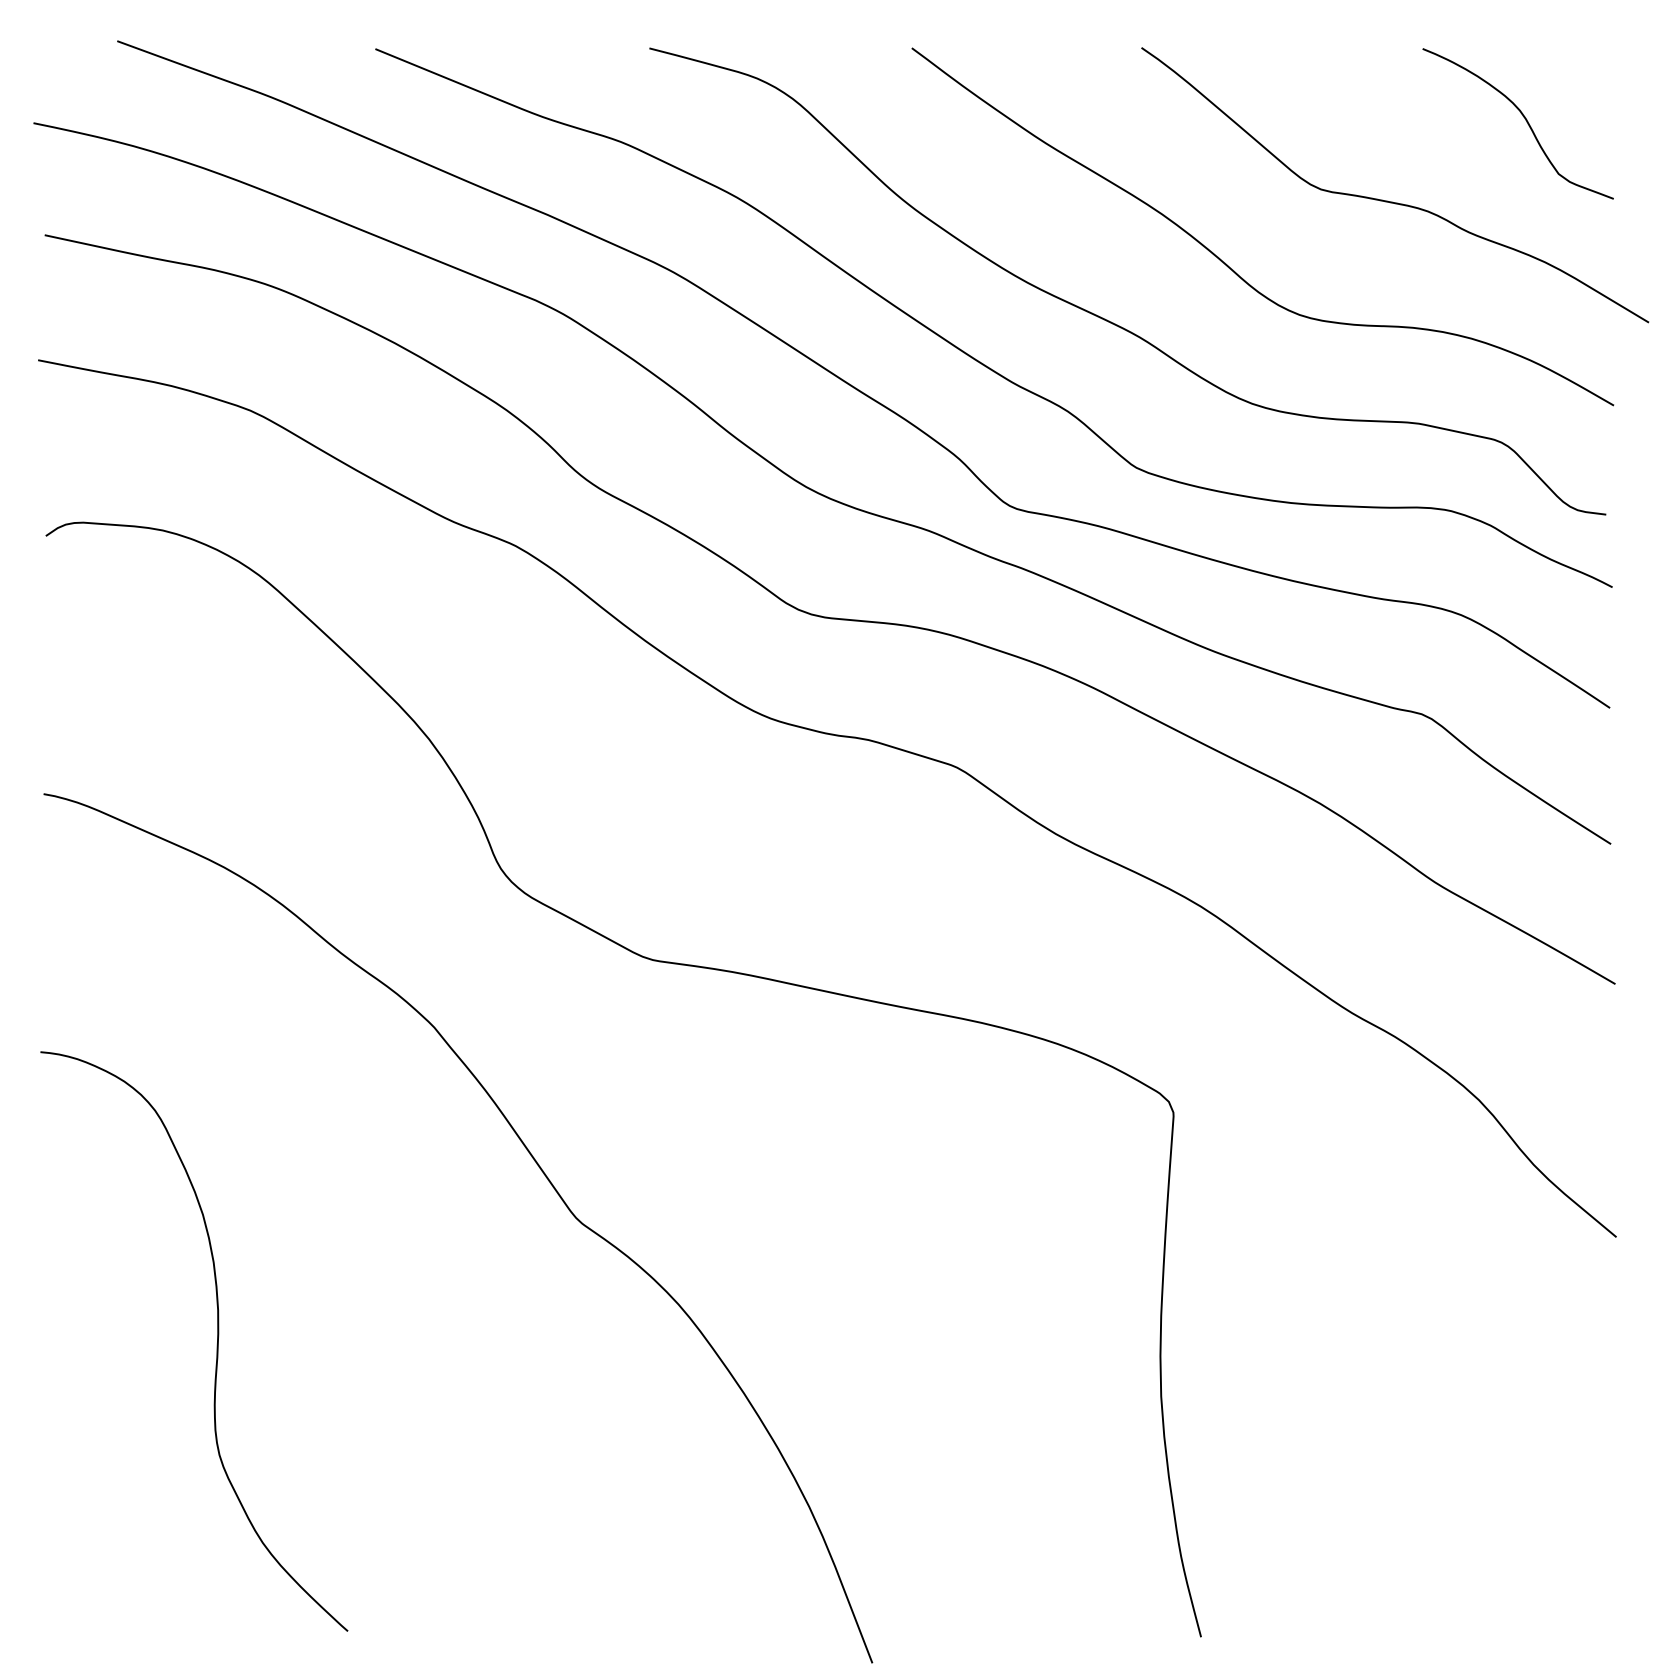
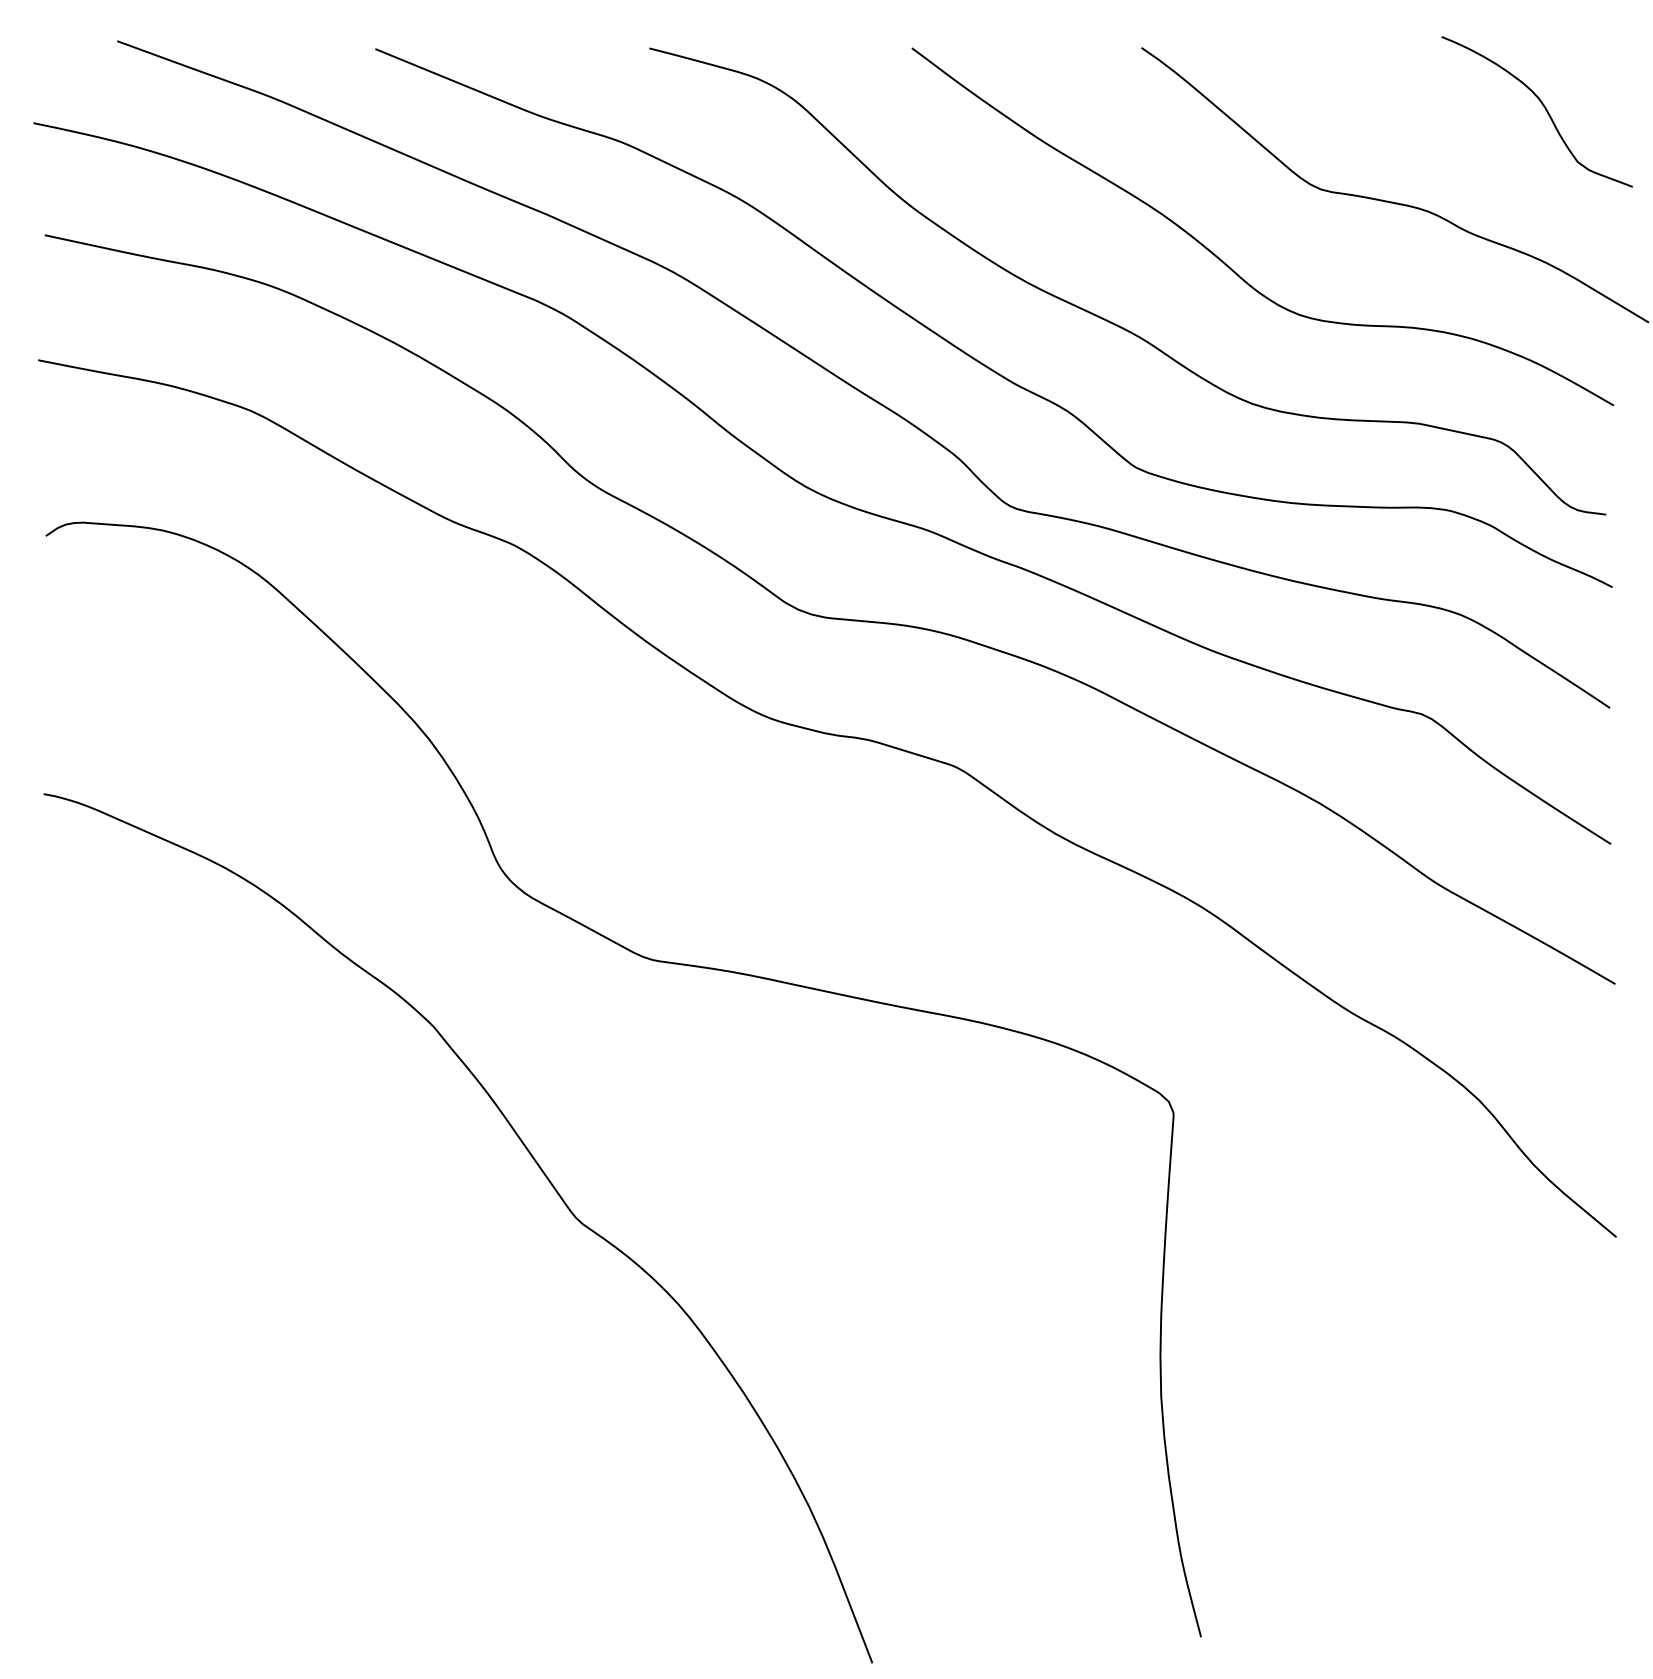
curve position: (1523, 117) -> (1542, 105) (1542, 105)
curve: present -> none (216, 1345)
